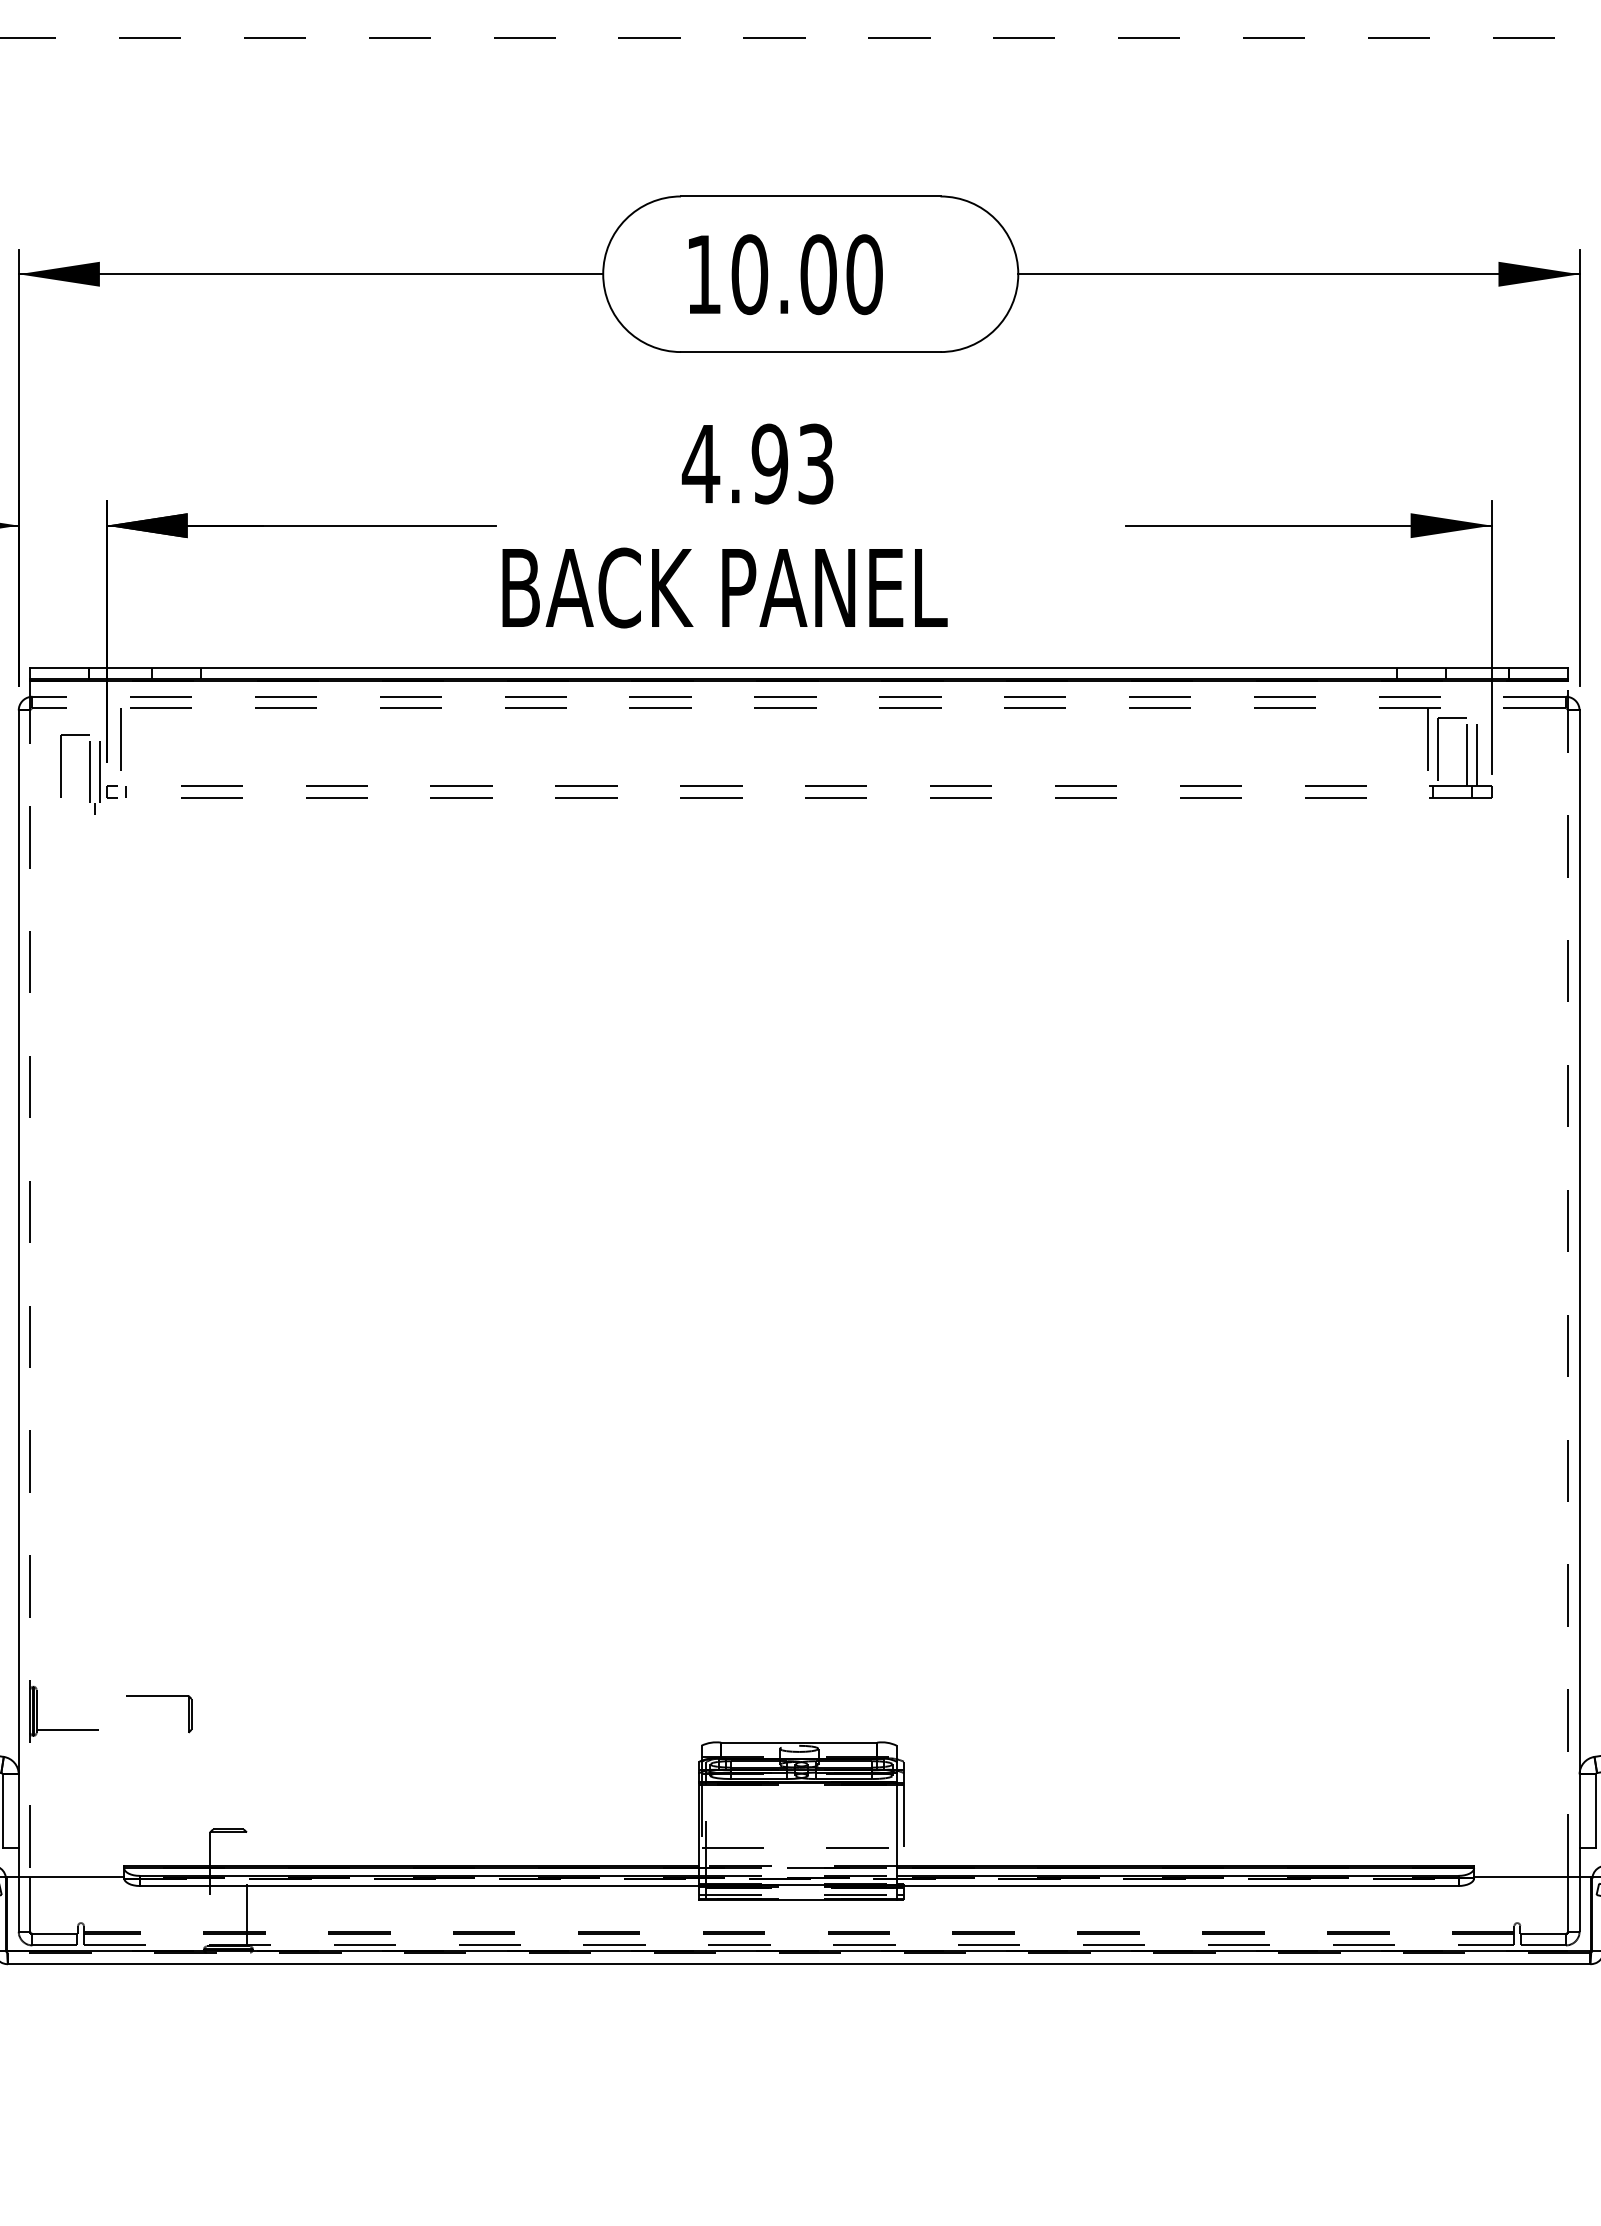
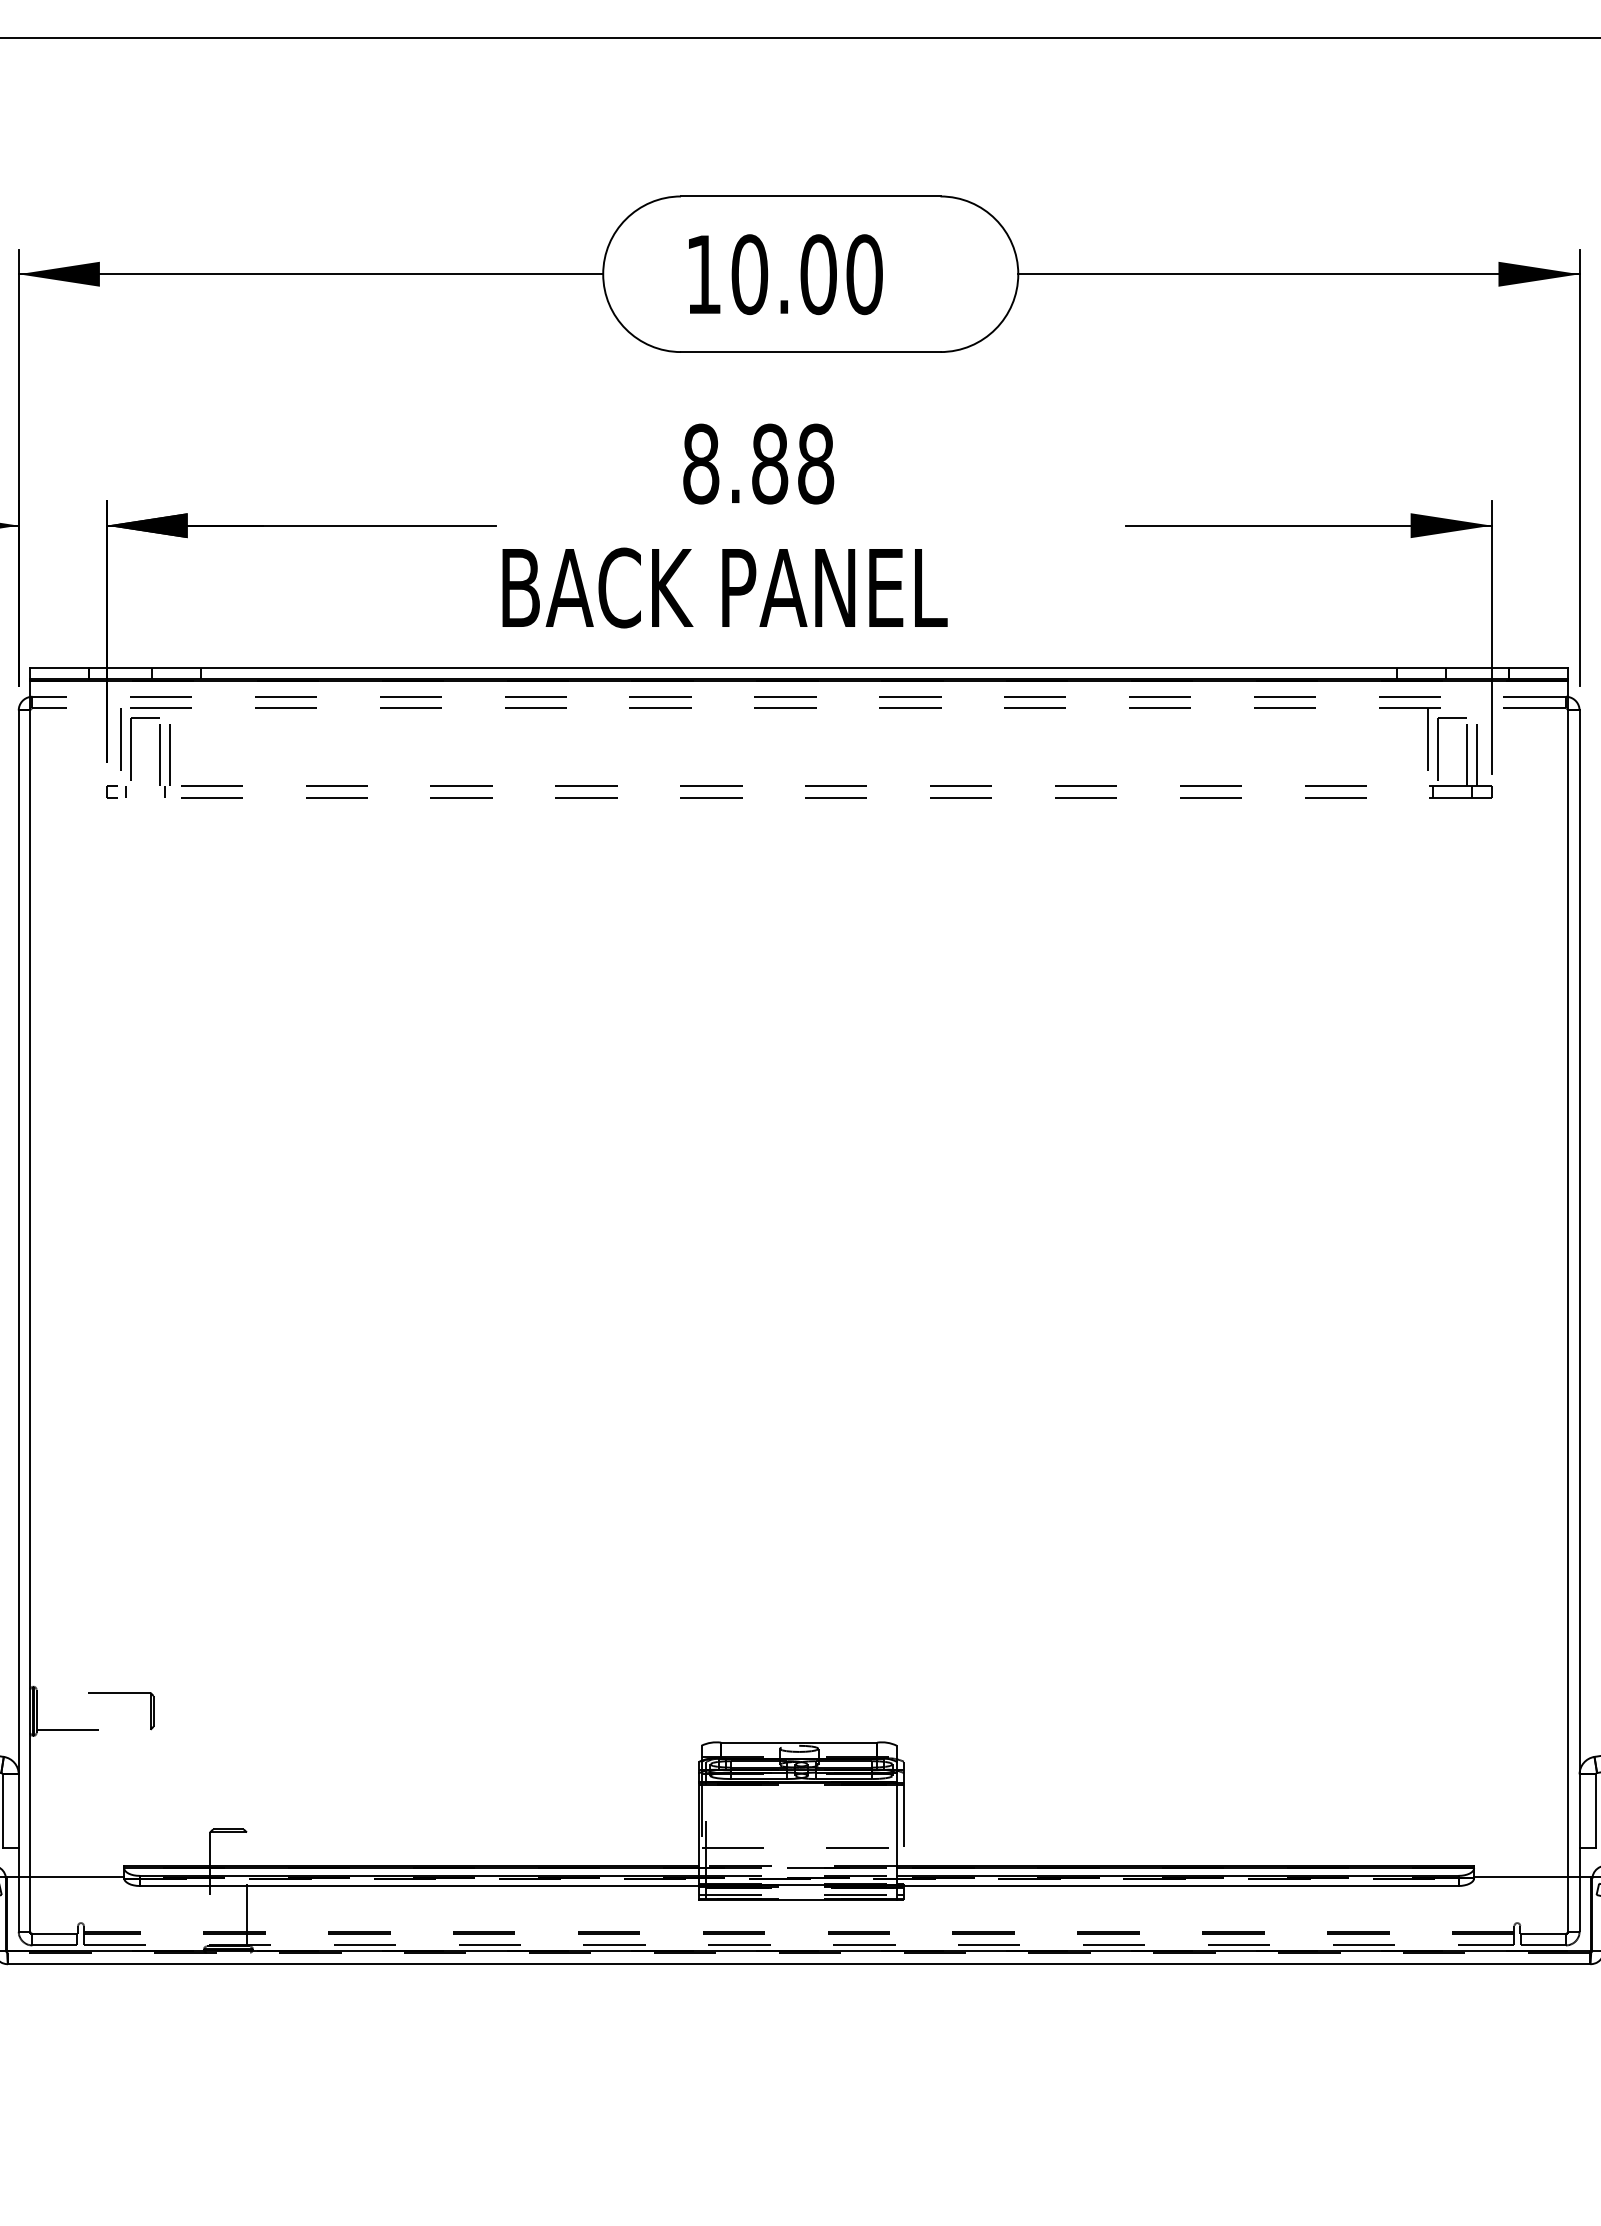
line: dashed -> solid (800, 38)
text: 4.93 -> 8.88 (757, 463)
part position: (89, 774) -> (159, 757) (159, 757)
line: dashed -> solid (30, 1278)
line: dashed -> solid (1567, 1278)
part position: (159, 1696) -> (121, 1693) (121, 1693)
